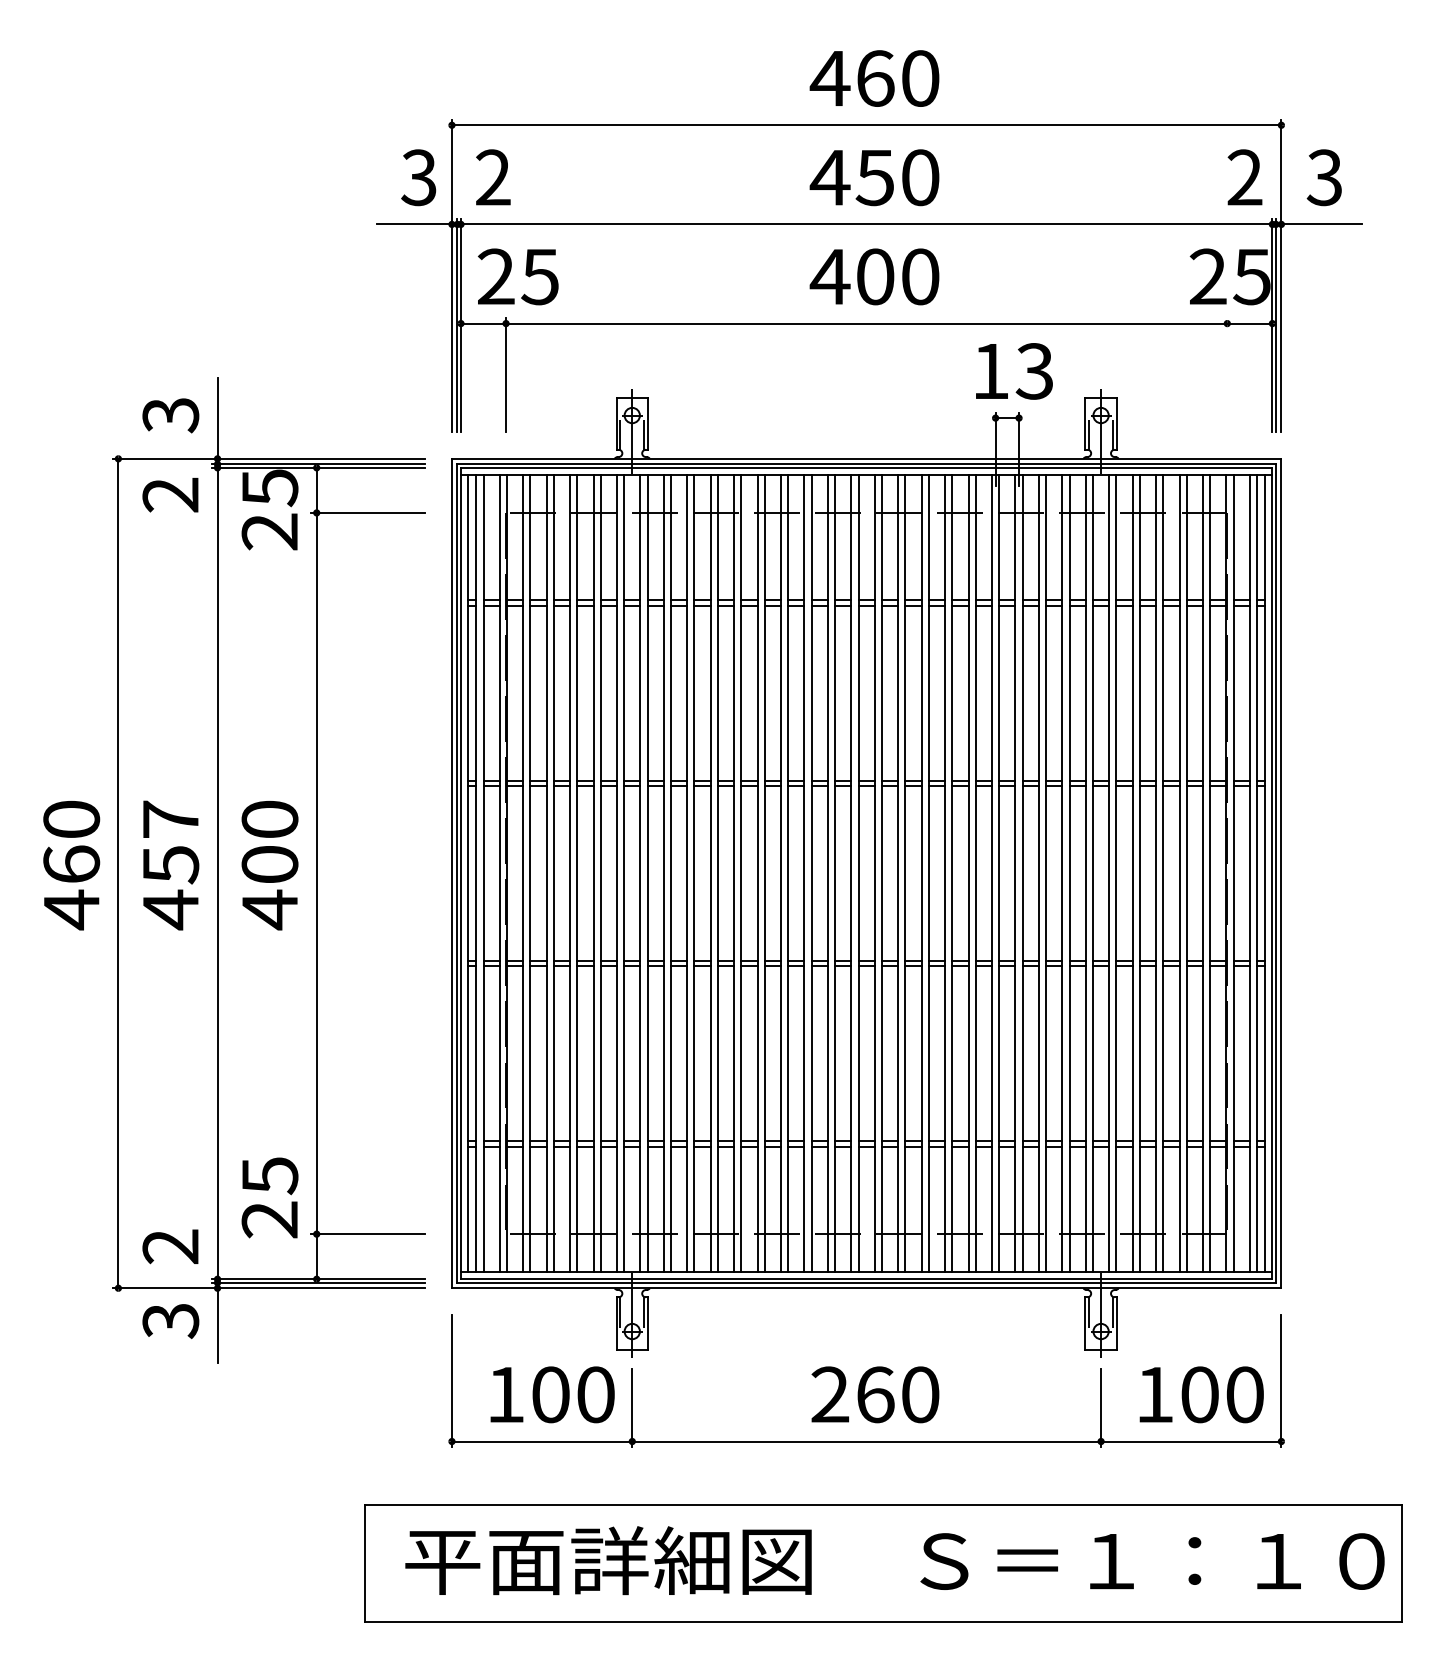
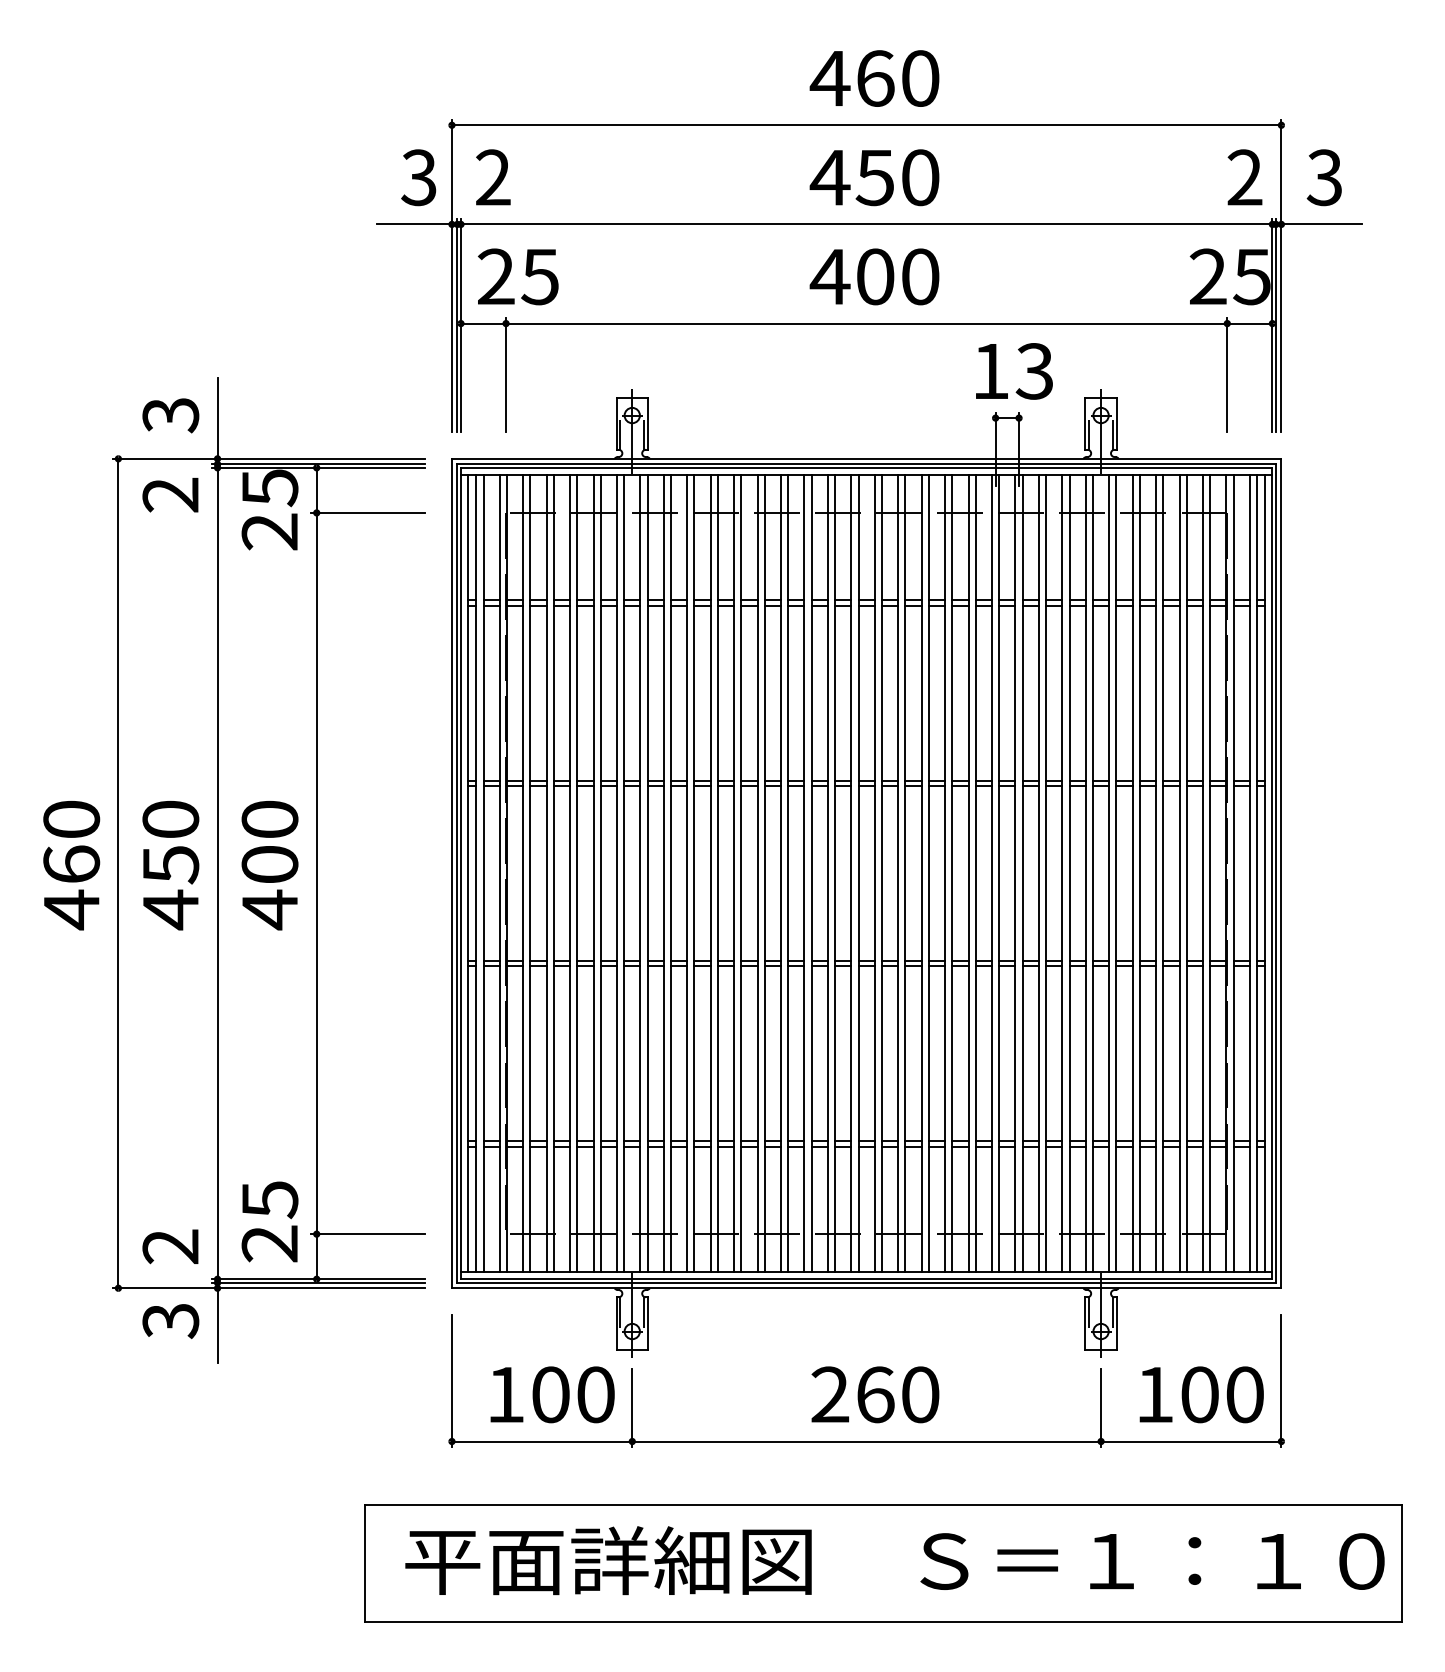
line: none -> present (1227, 374)
text: 457 -> 450 (170, 818)
text position: (269, 1197) -> (269, 1221) (269, 1221)
